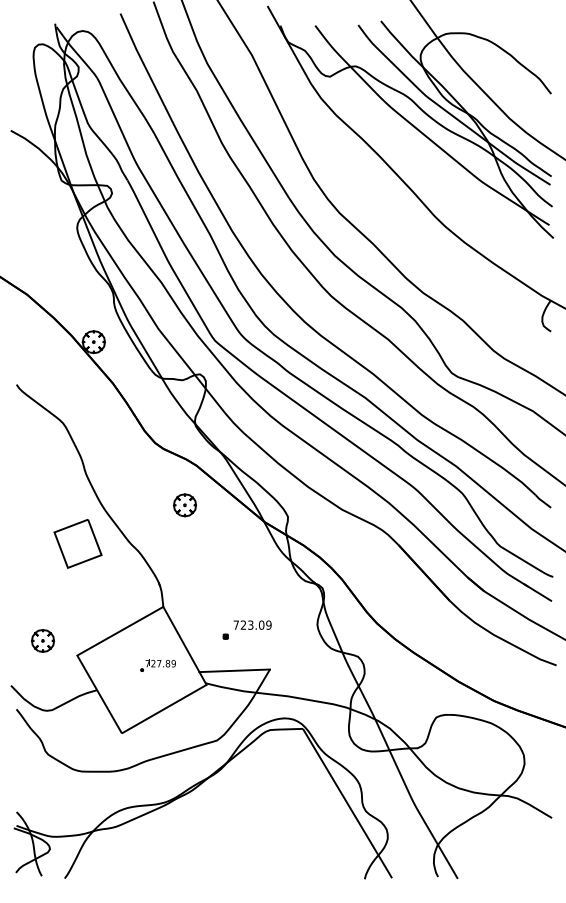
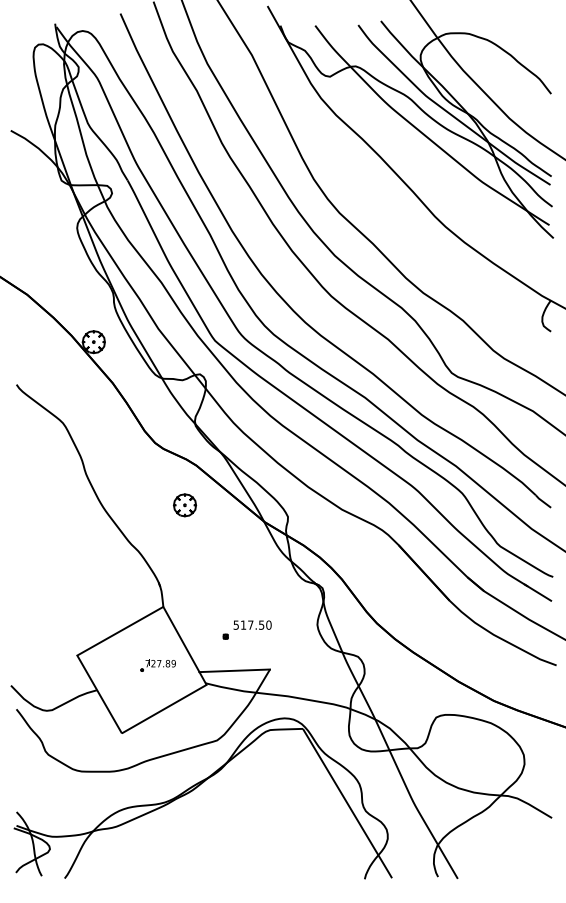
part: present -> none (77, 543)
text: 723.09 -> 517.50 (252, 624)
part: present -> none (42, 640)
